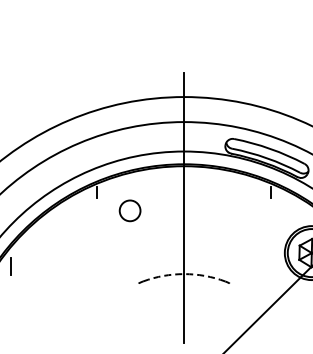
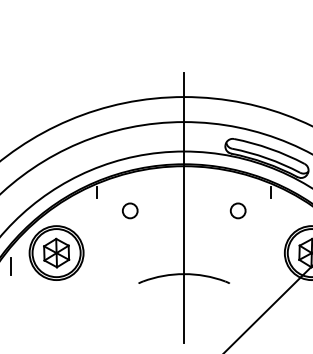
circle size: 24x24 px -> 17x18 px (130, 210)
circle: none -> present (237, 210)
part: none -> present (56, 252)
arc: dashed -> solid (184, 274)
